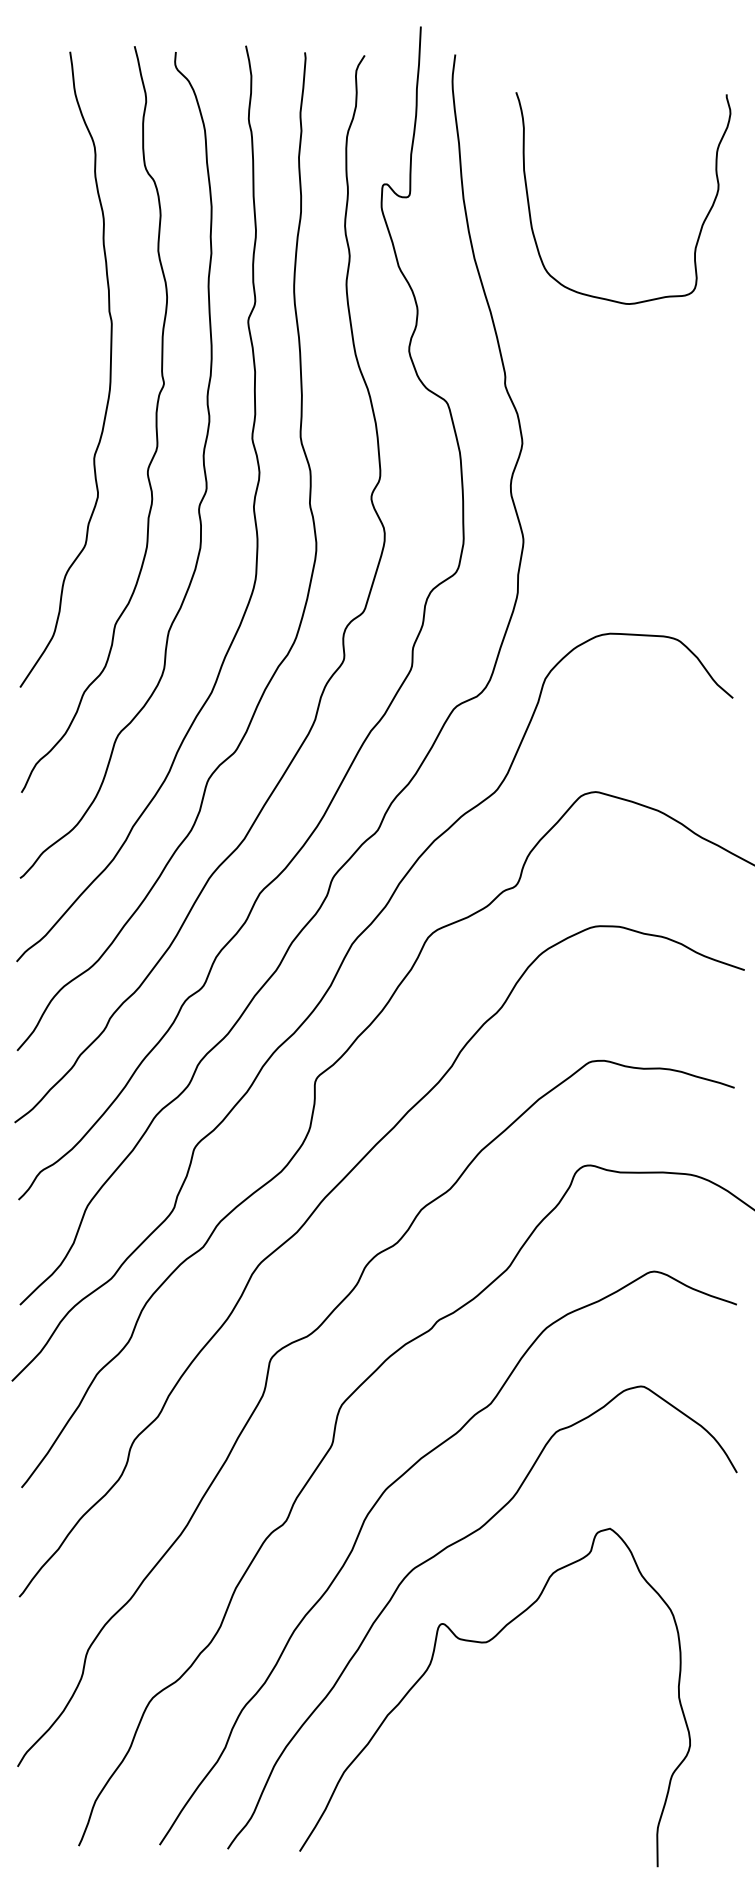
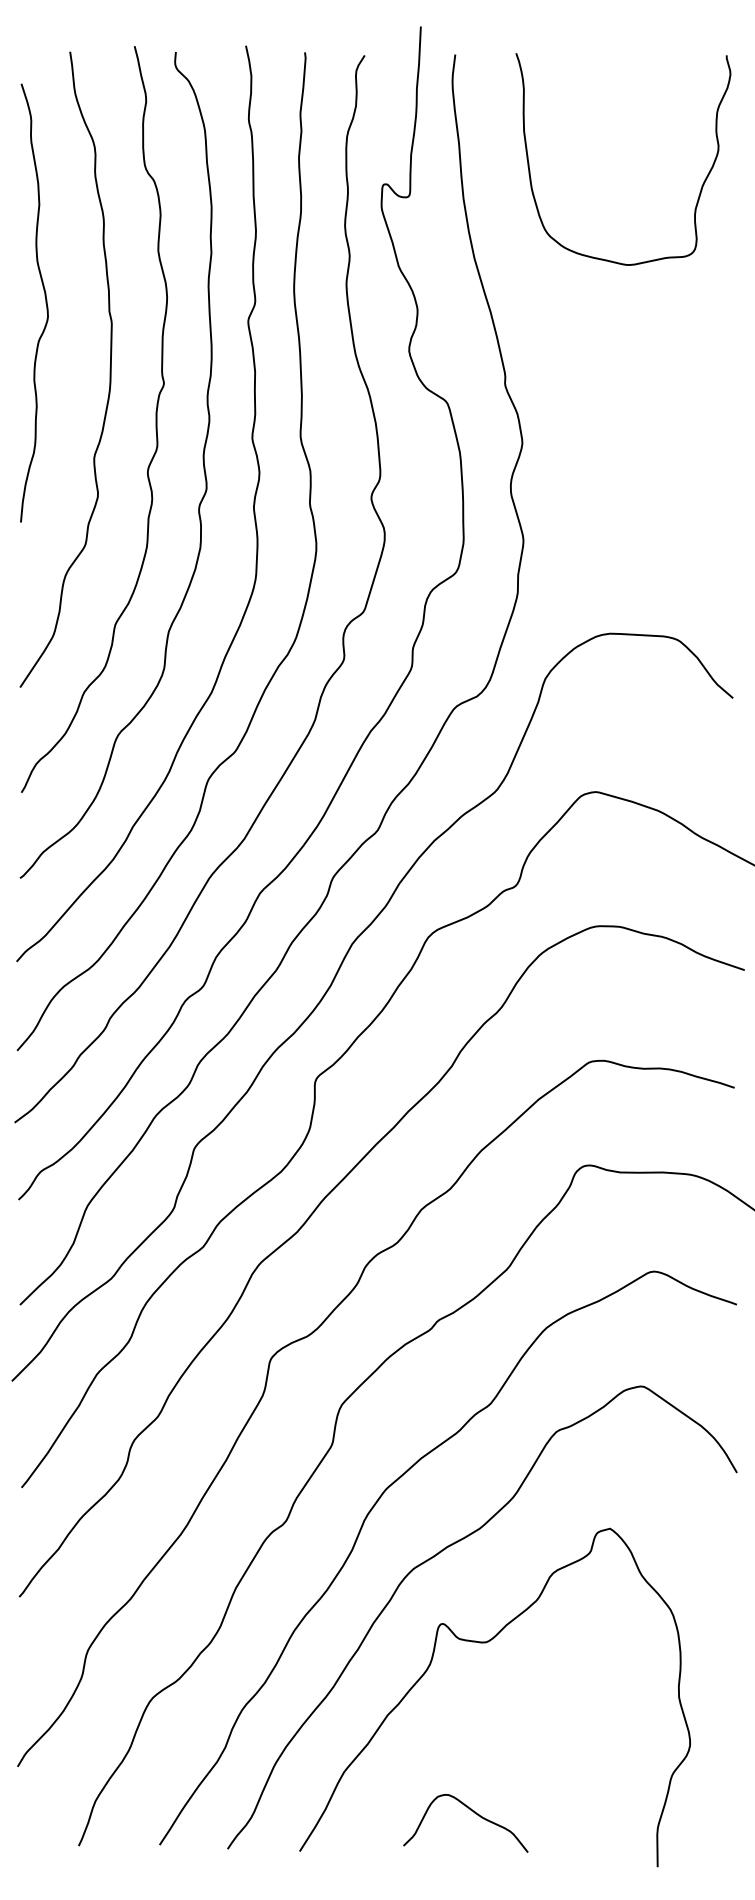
curve position: (701, 225) -> (701, 186) (701, 186)
curve: none -> present (45, 302)
curve: none -> present (474, 1813)
